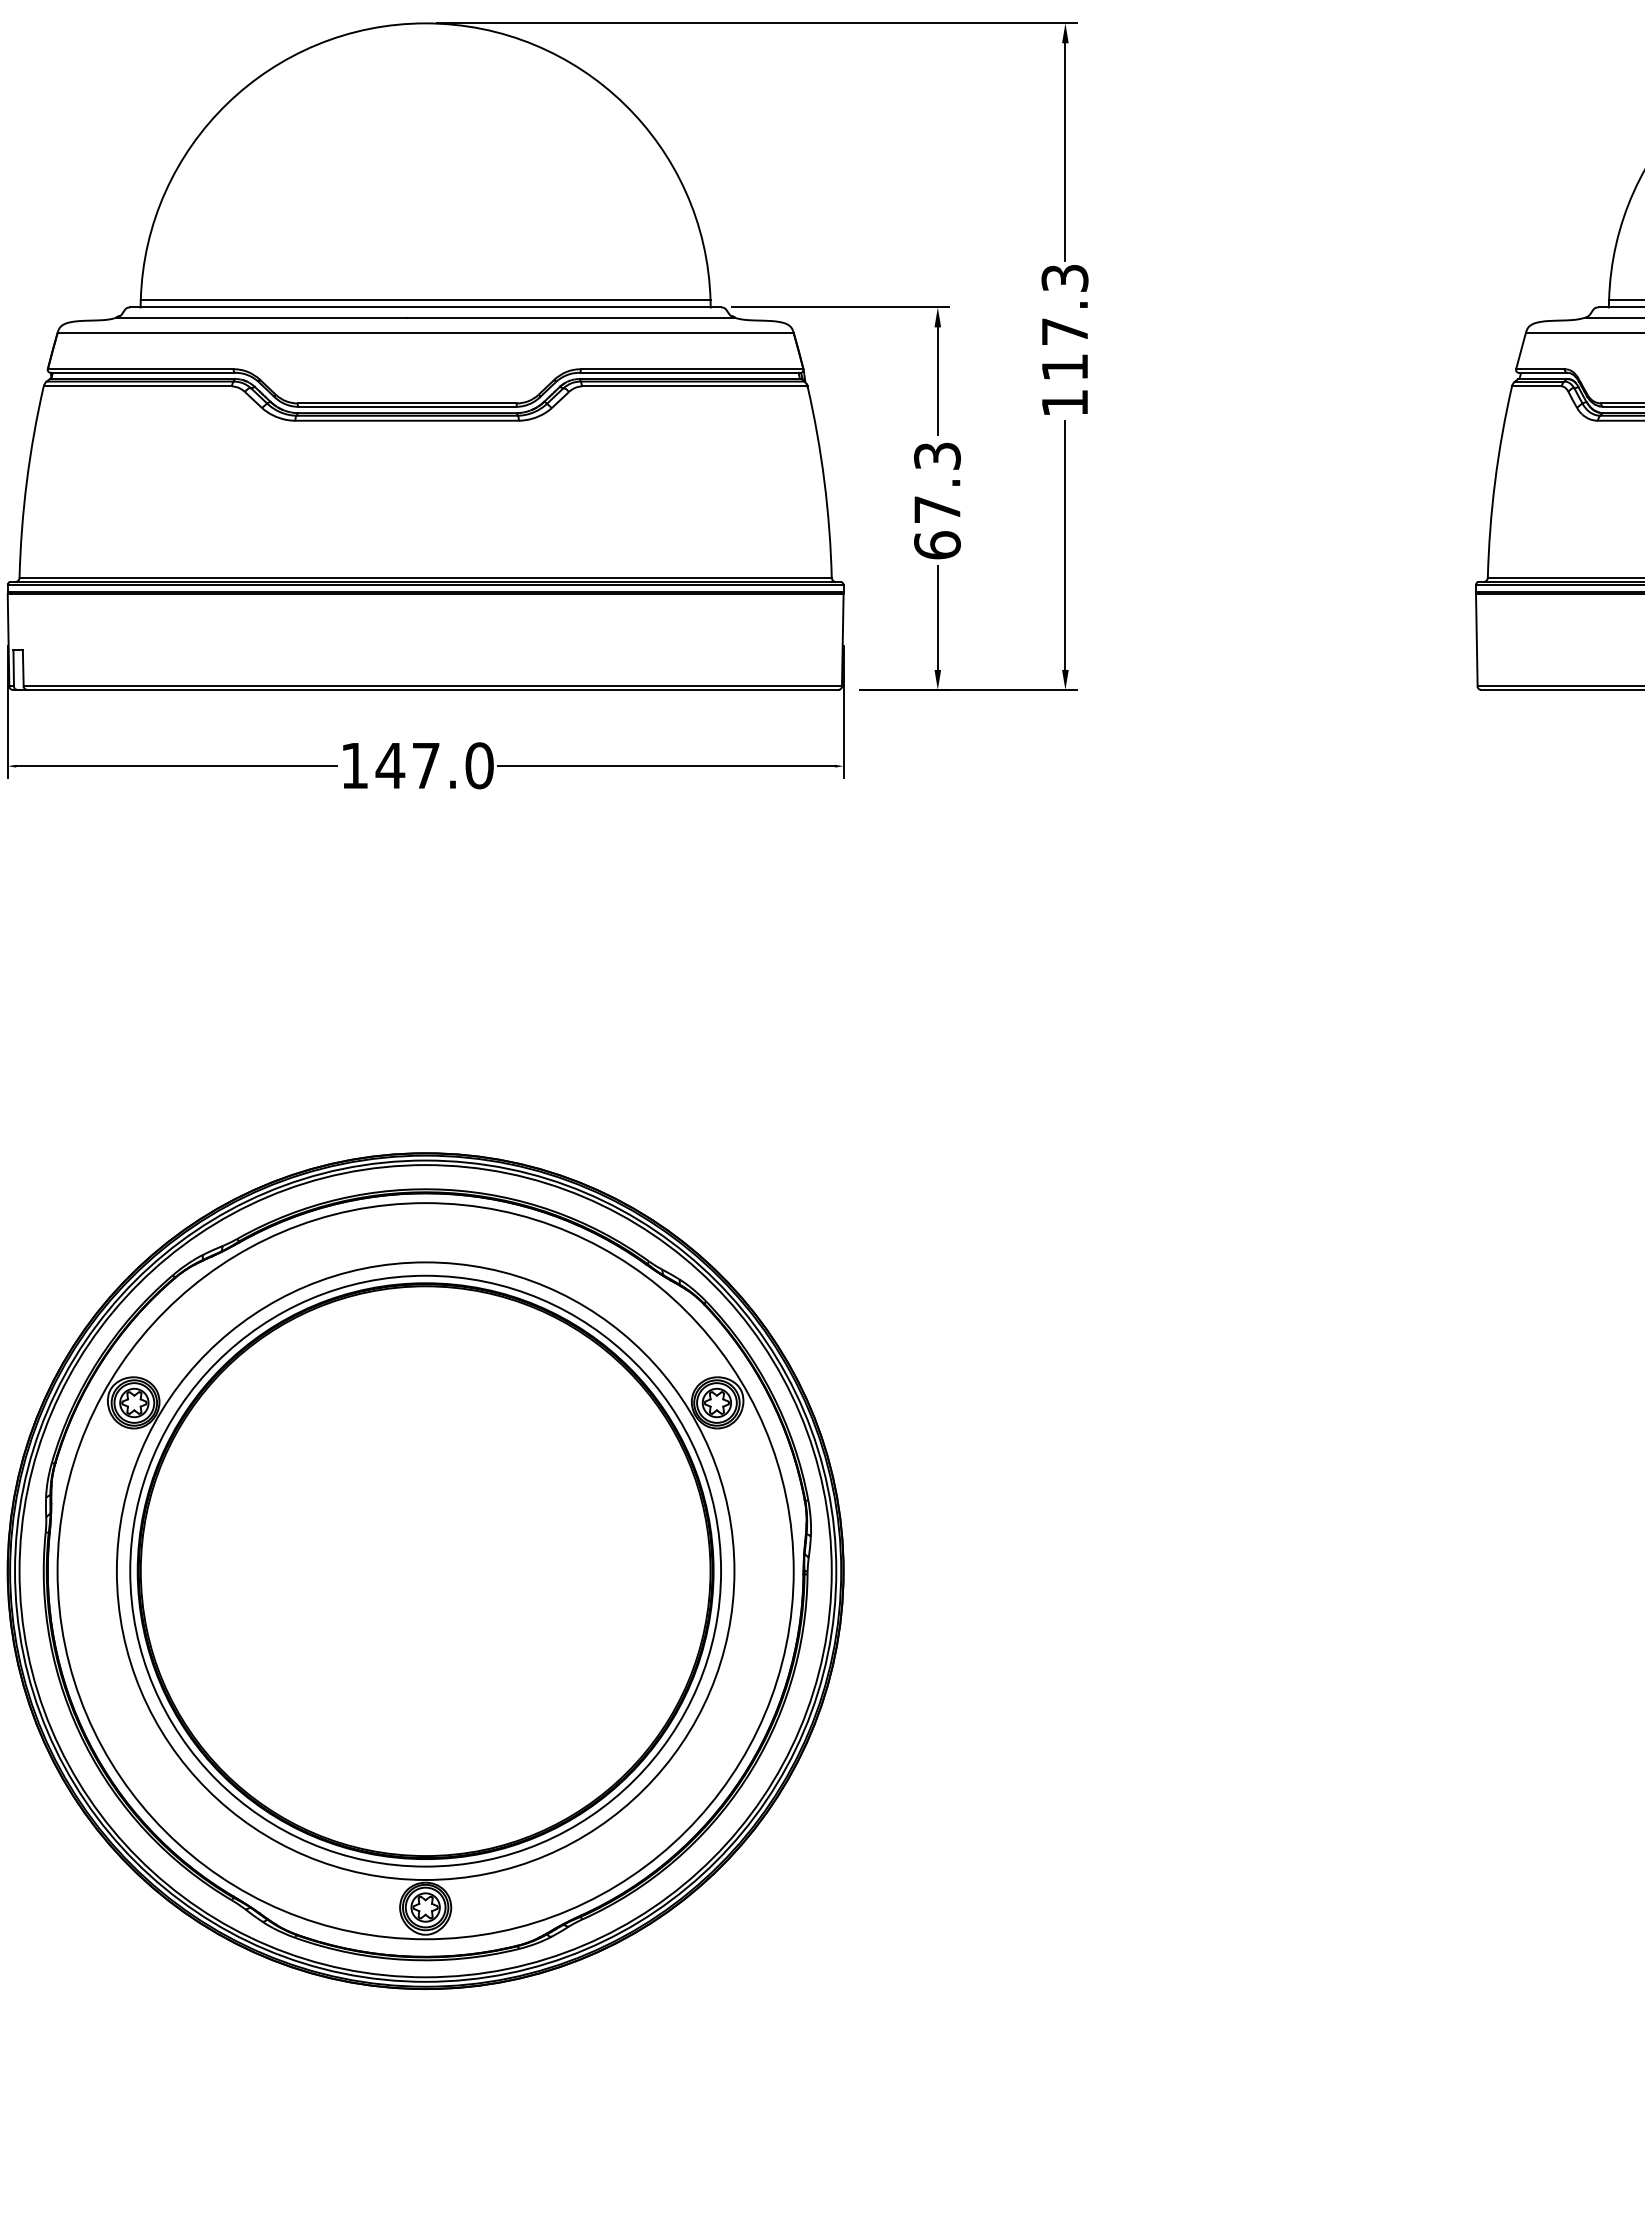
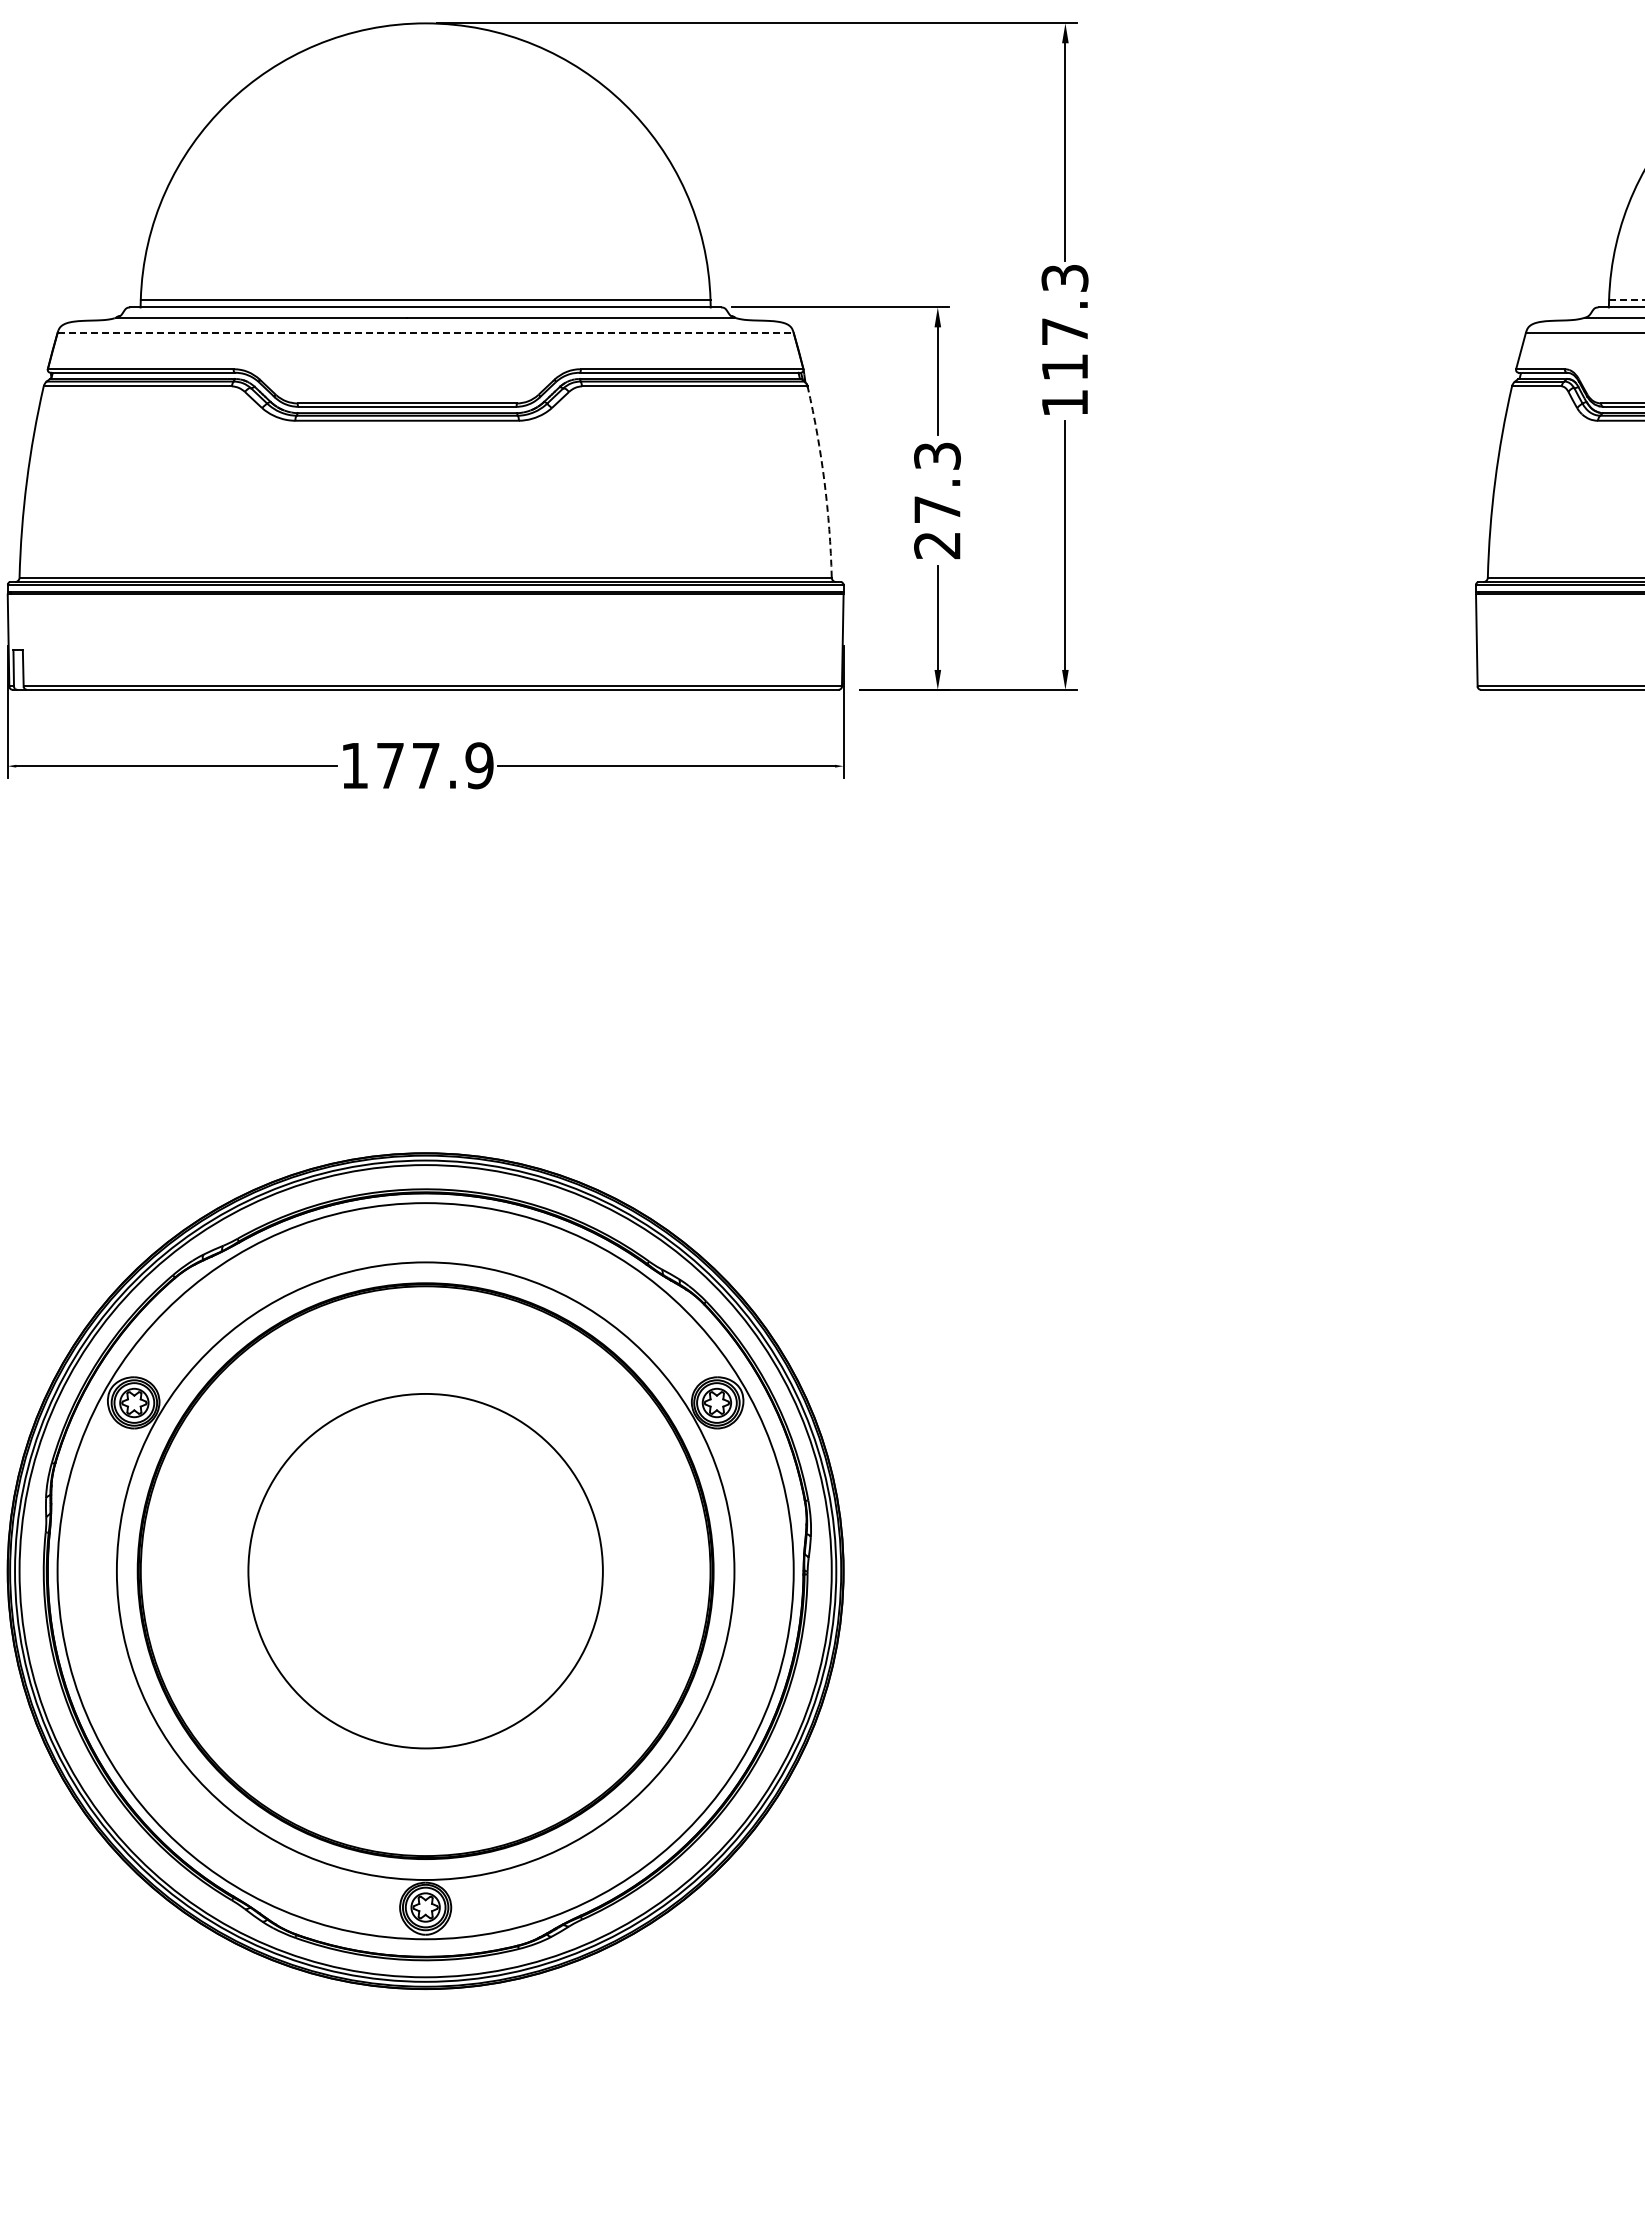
line: solid -> dashed (1627, 300)
line: solid -> dashed (426, 333)
arc: solid -> dashed (824, 481)
text: 67.3 -> 27.3 (937, 545)
text: 147.0 -> 177.9 (434, 765)
circle diameter: 591 px -> 355 px (425, 1570)
